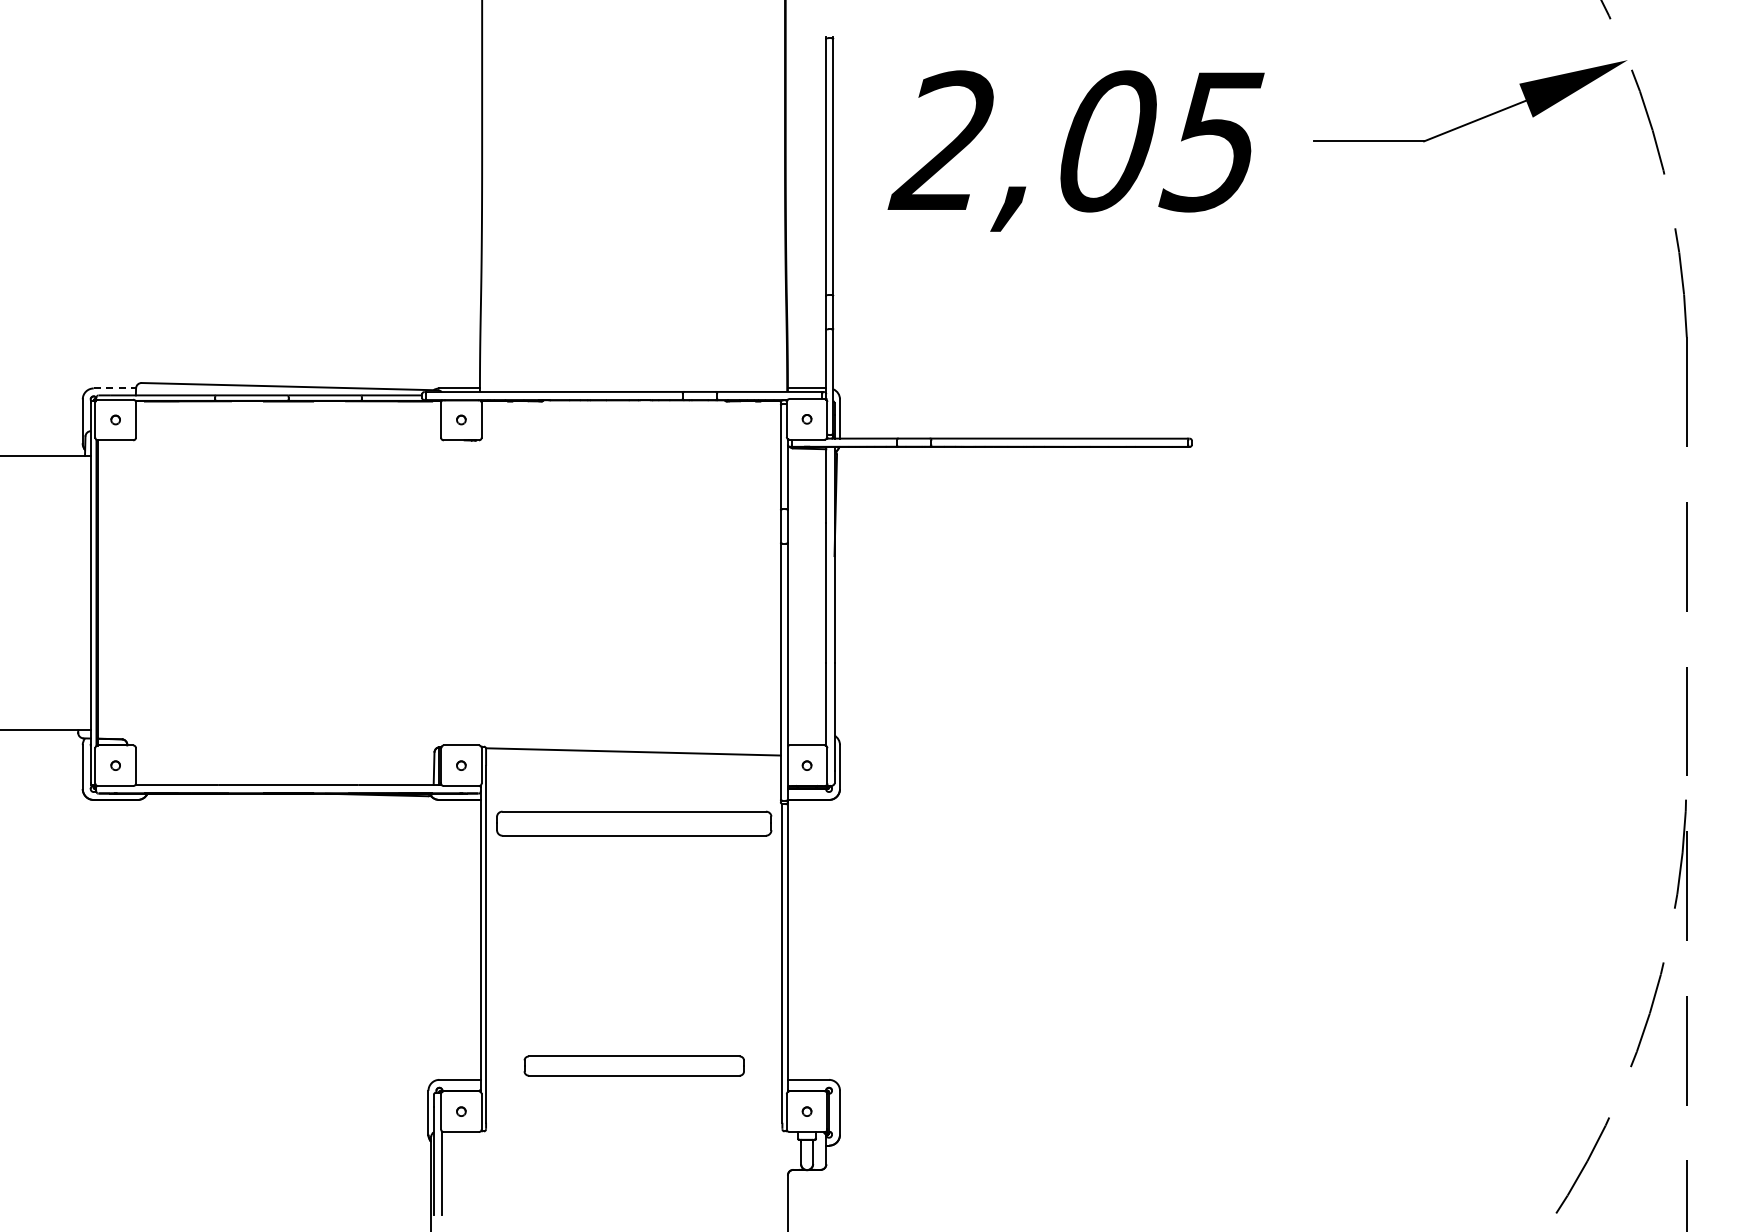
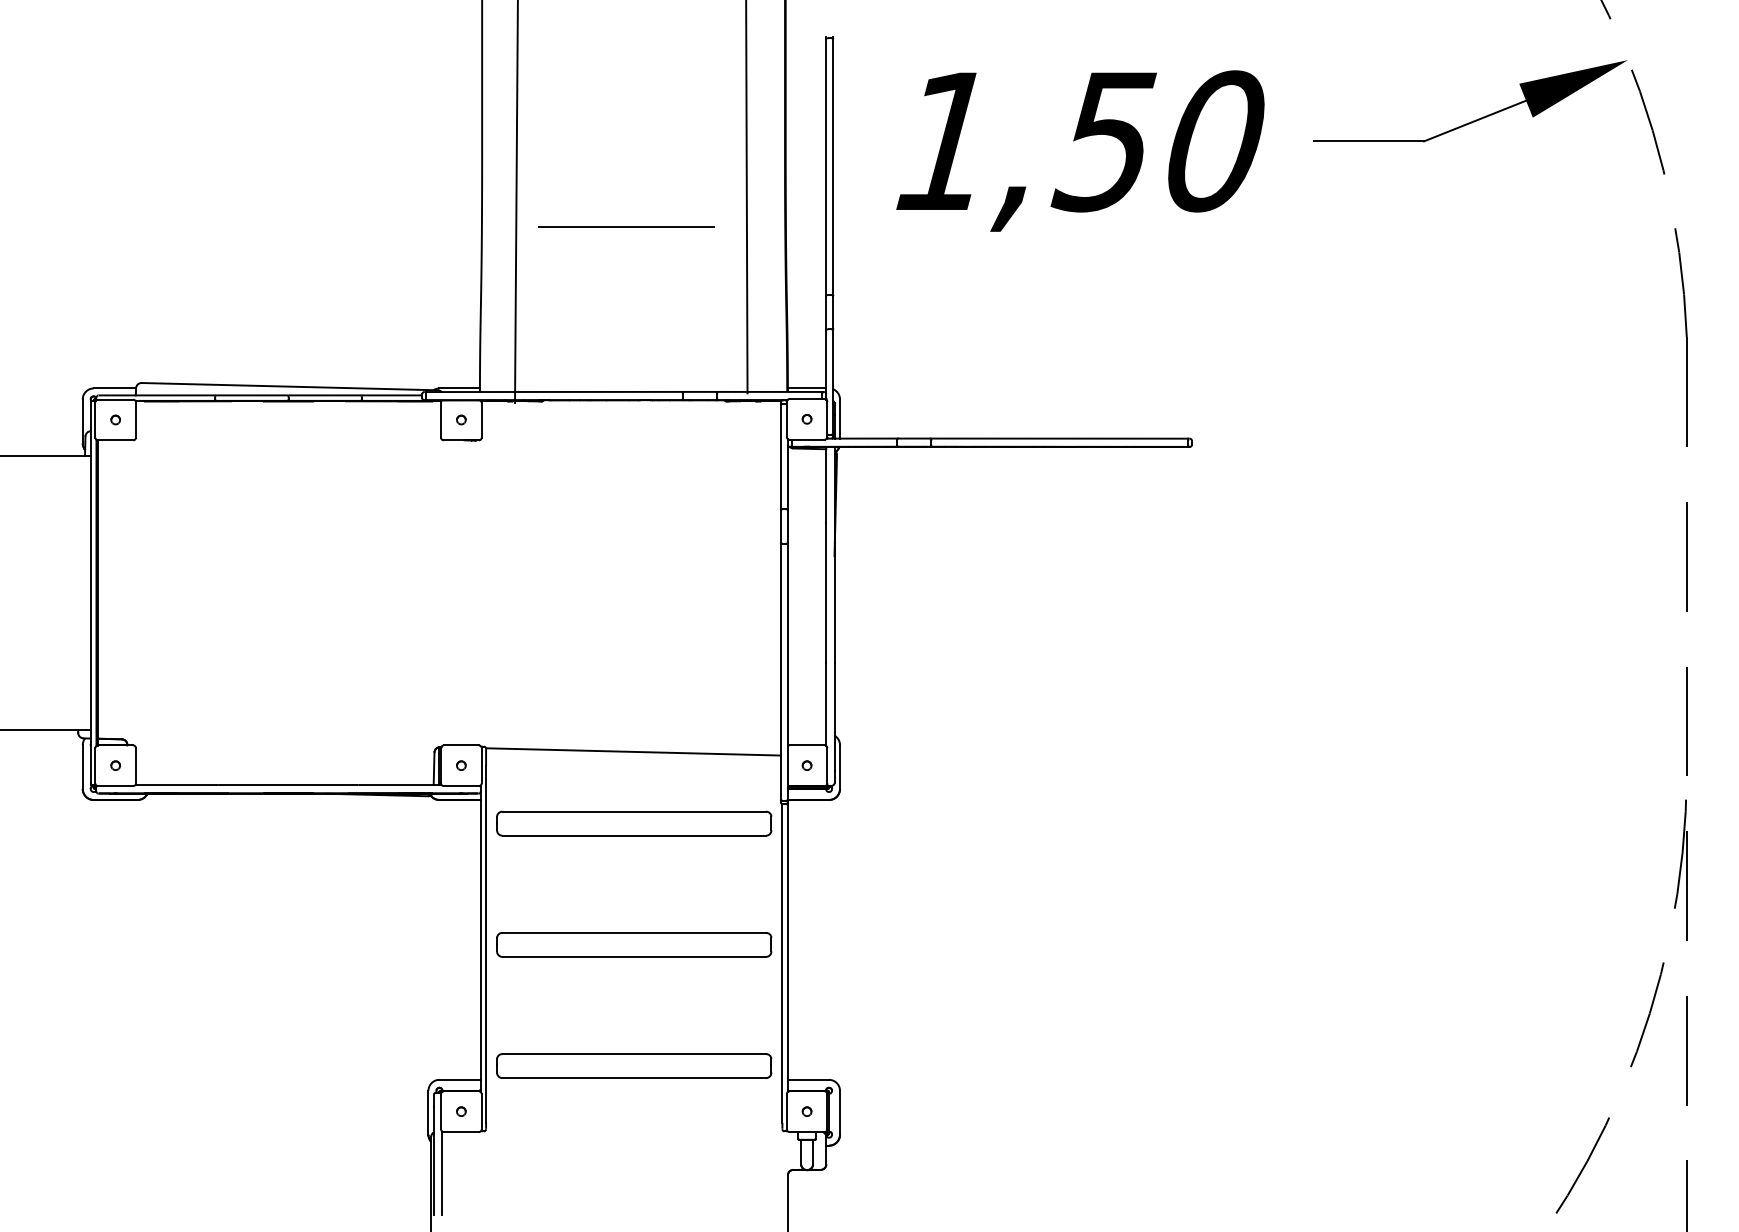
text: 2,05 -> 1,50 (1075, 141)
line: none -> present (746, 197)
line: none -> present (516, 202)
line: none -> present (626, 226)
line: dashed -> solid (115, 388)
part: none -> present (634, 944)
part size: 222x22 px -> 277x26 px (634, 1065)
